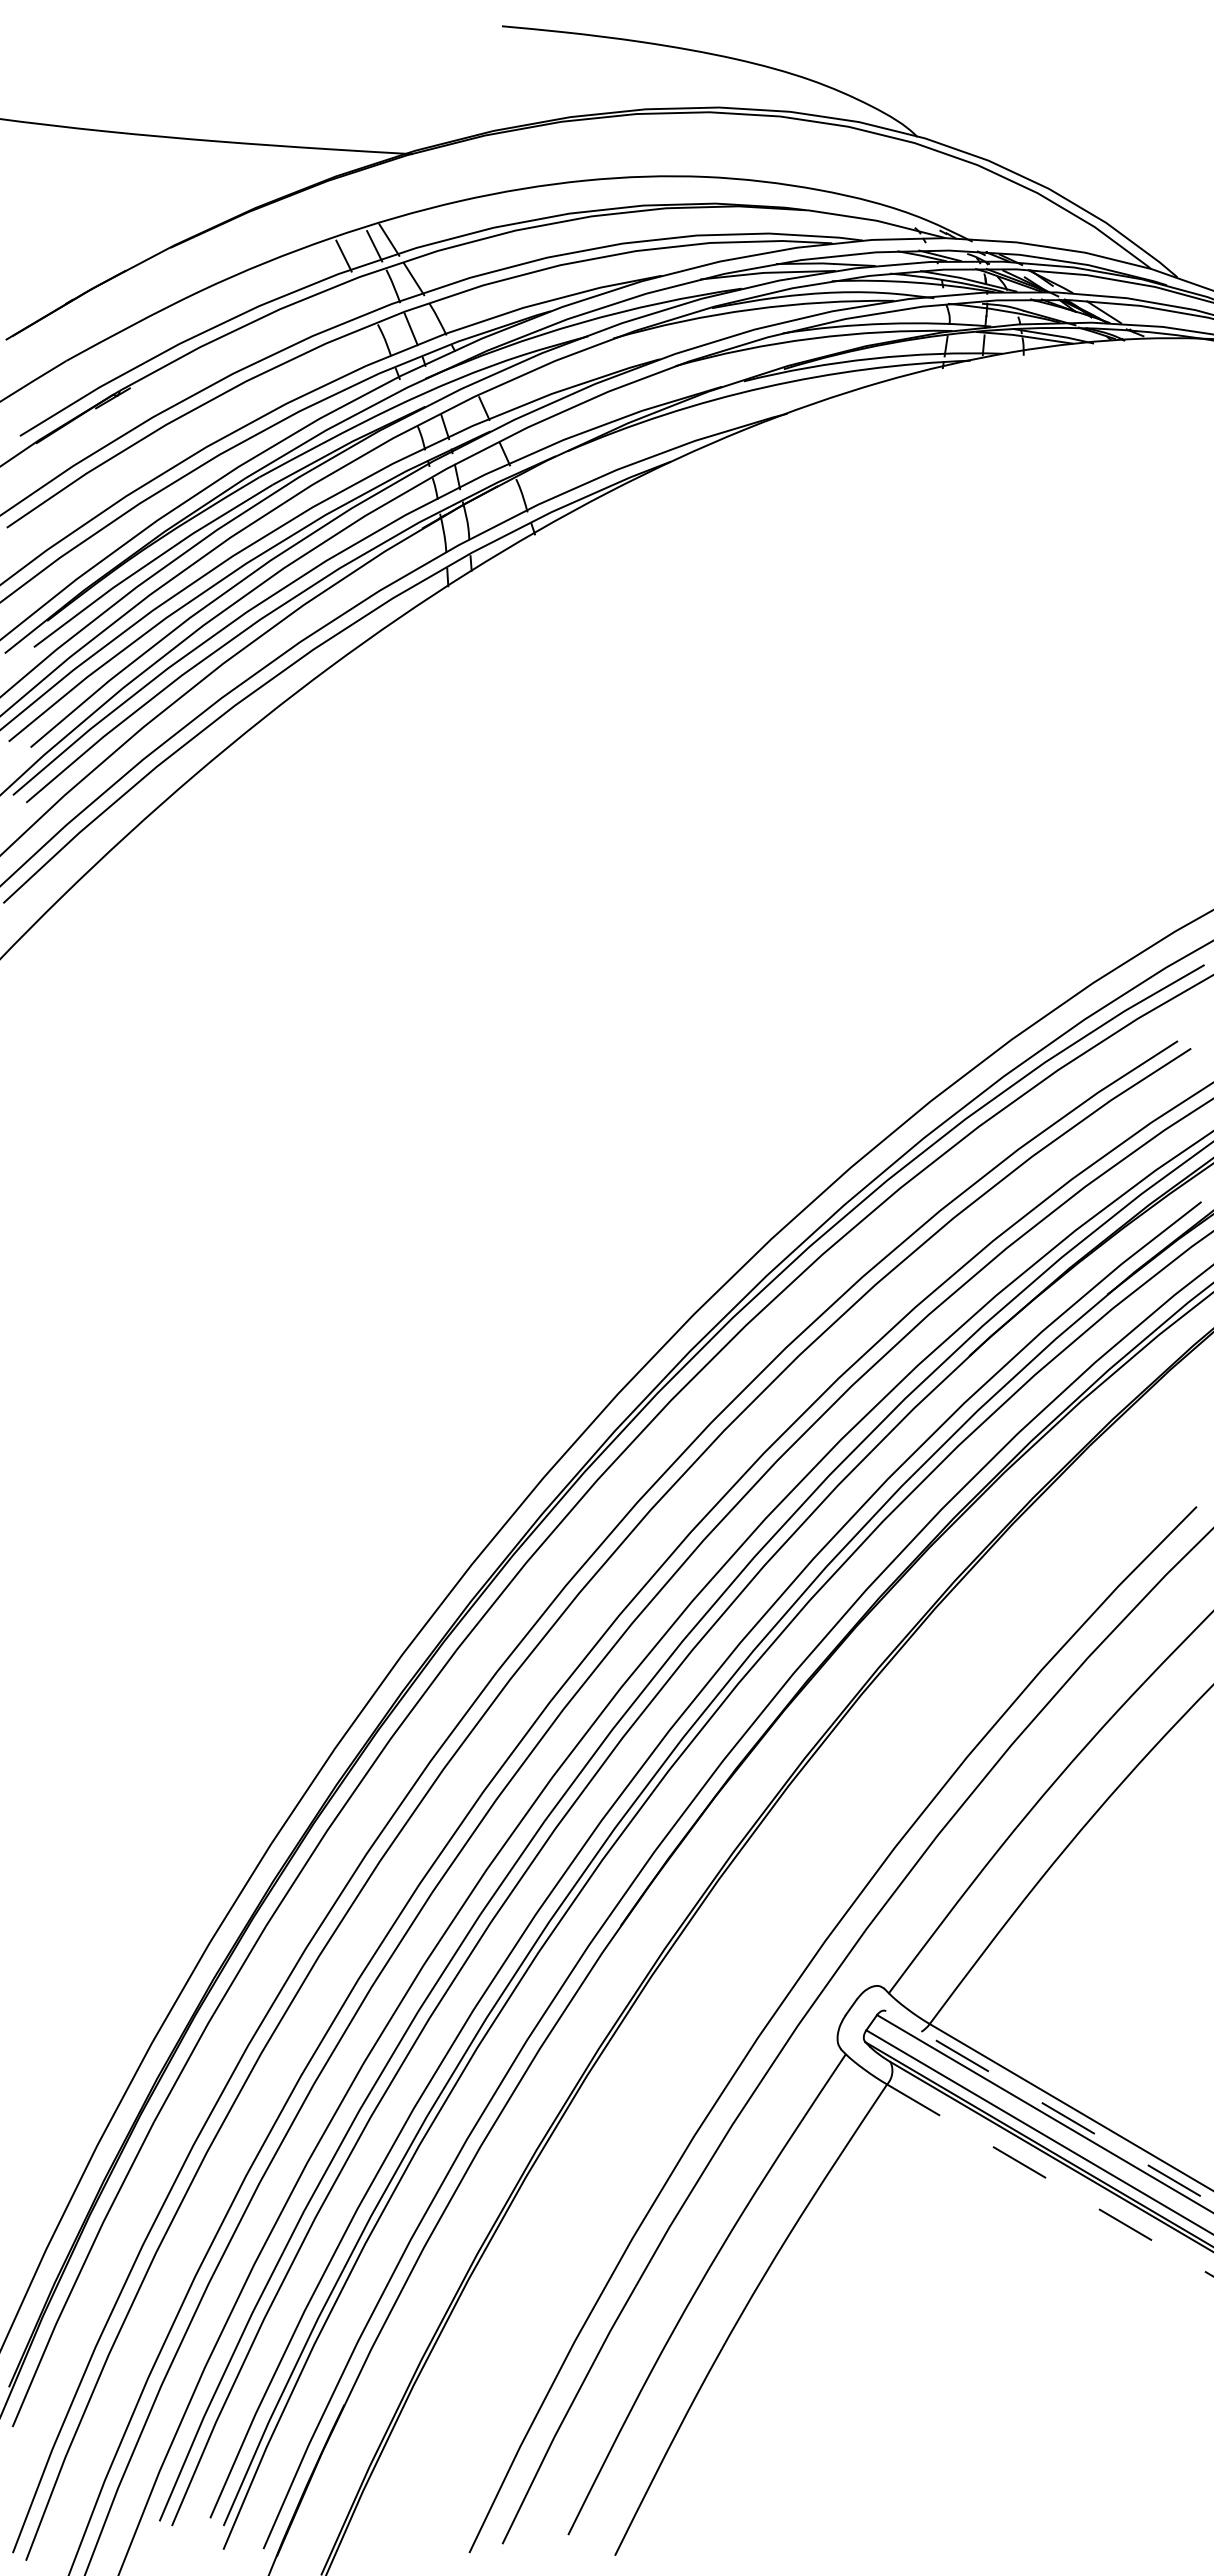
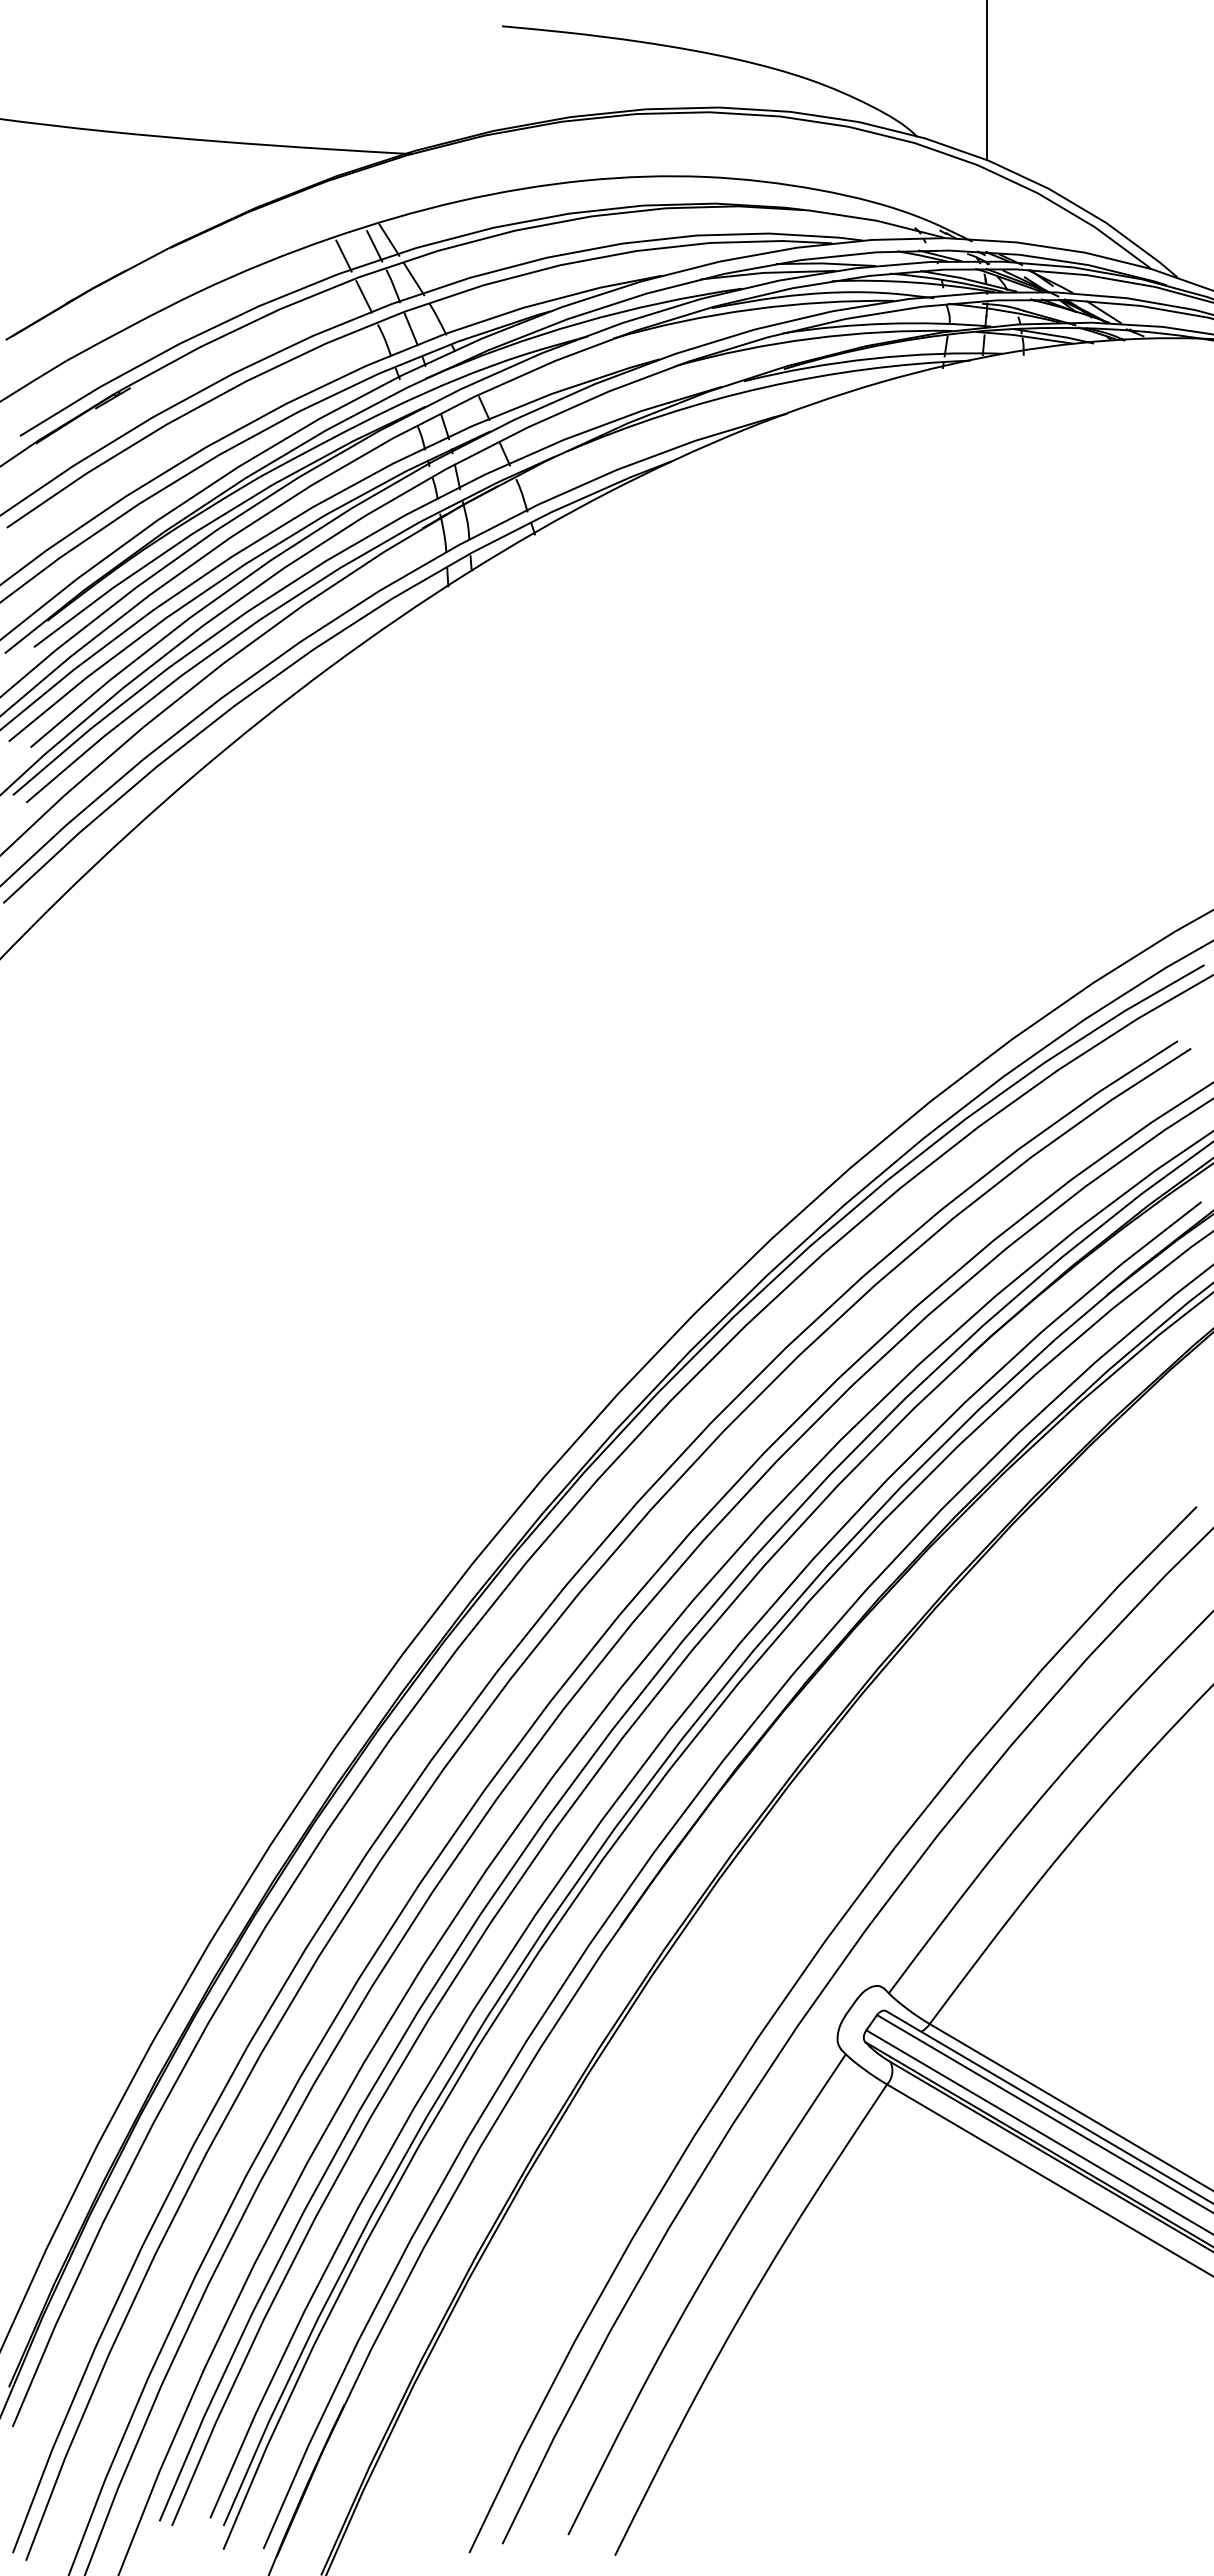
line: none -> present (987, 81)
line: none -> present (364, 296)
line: dashed -> solid (1049, 2107)
line: dashed -> solid (1050, 2180)
